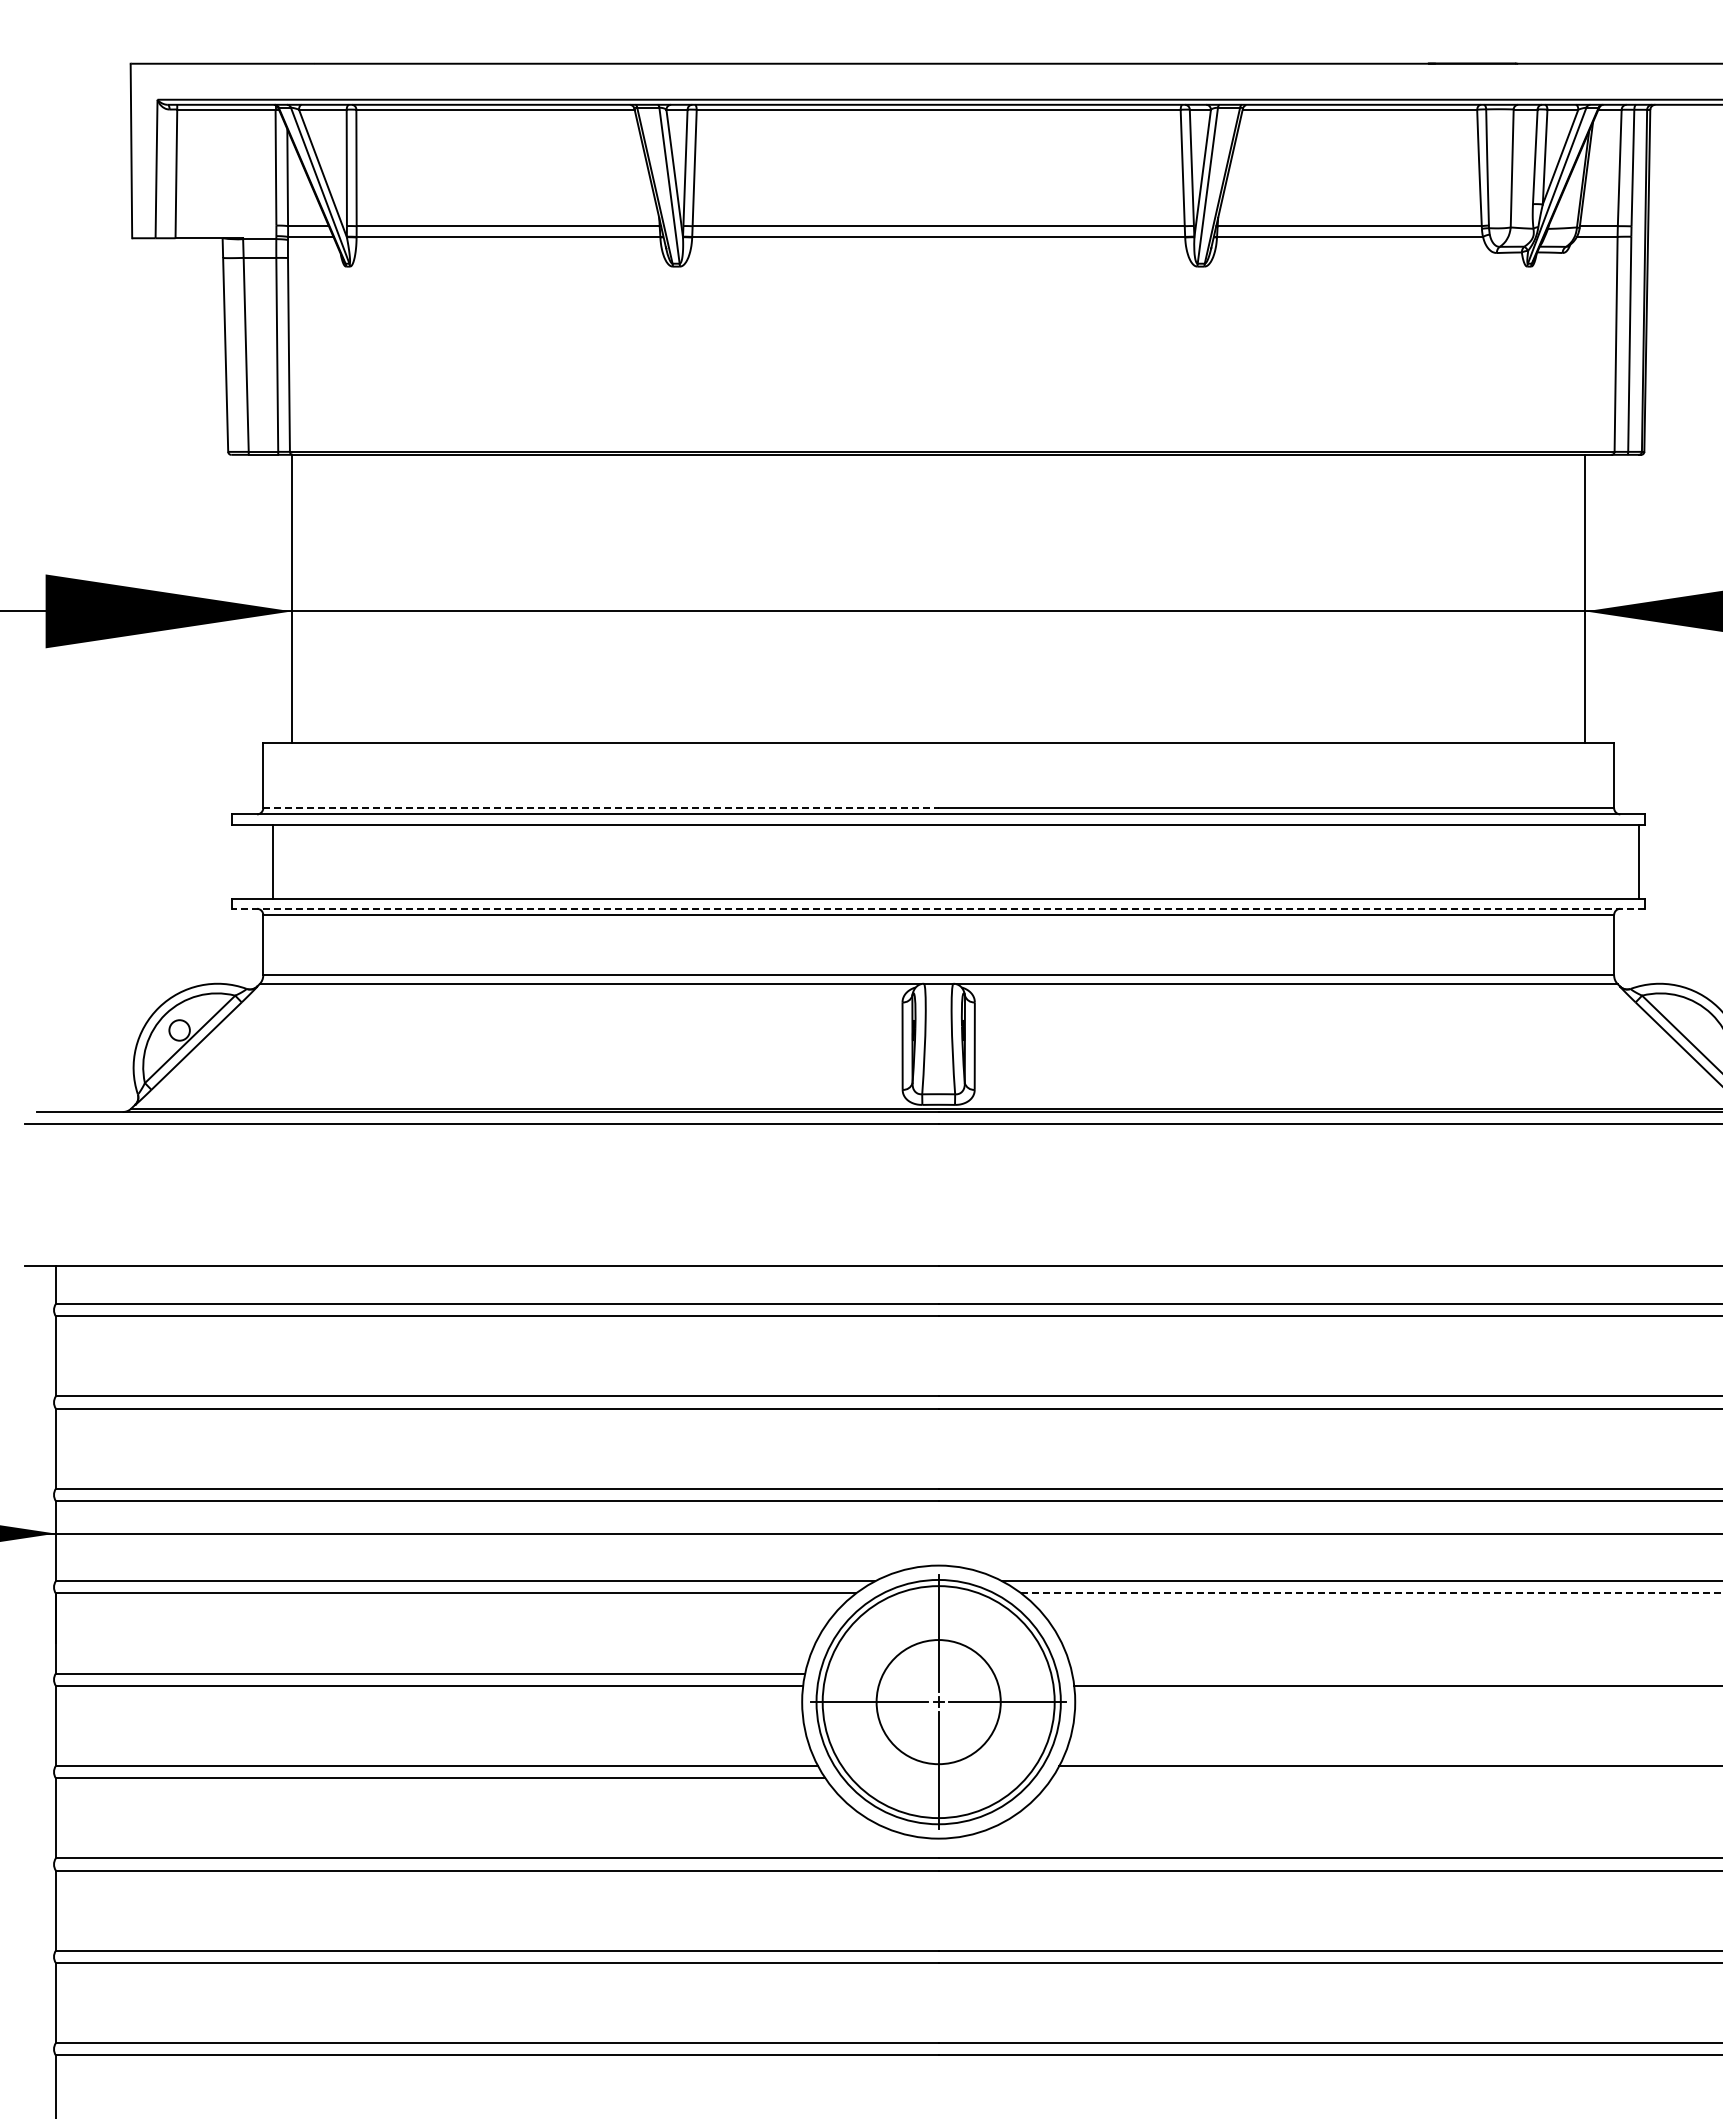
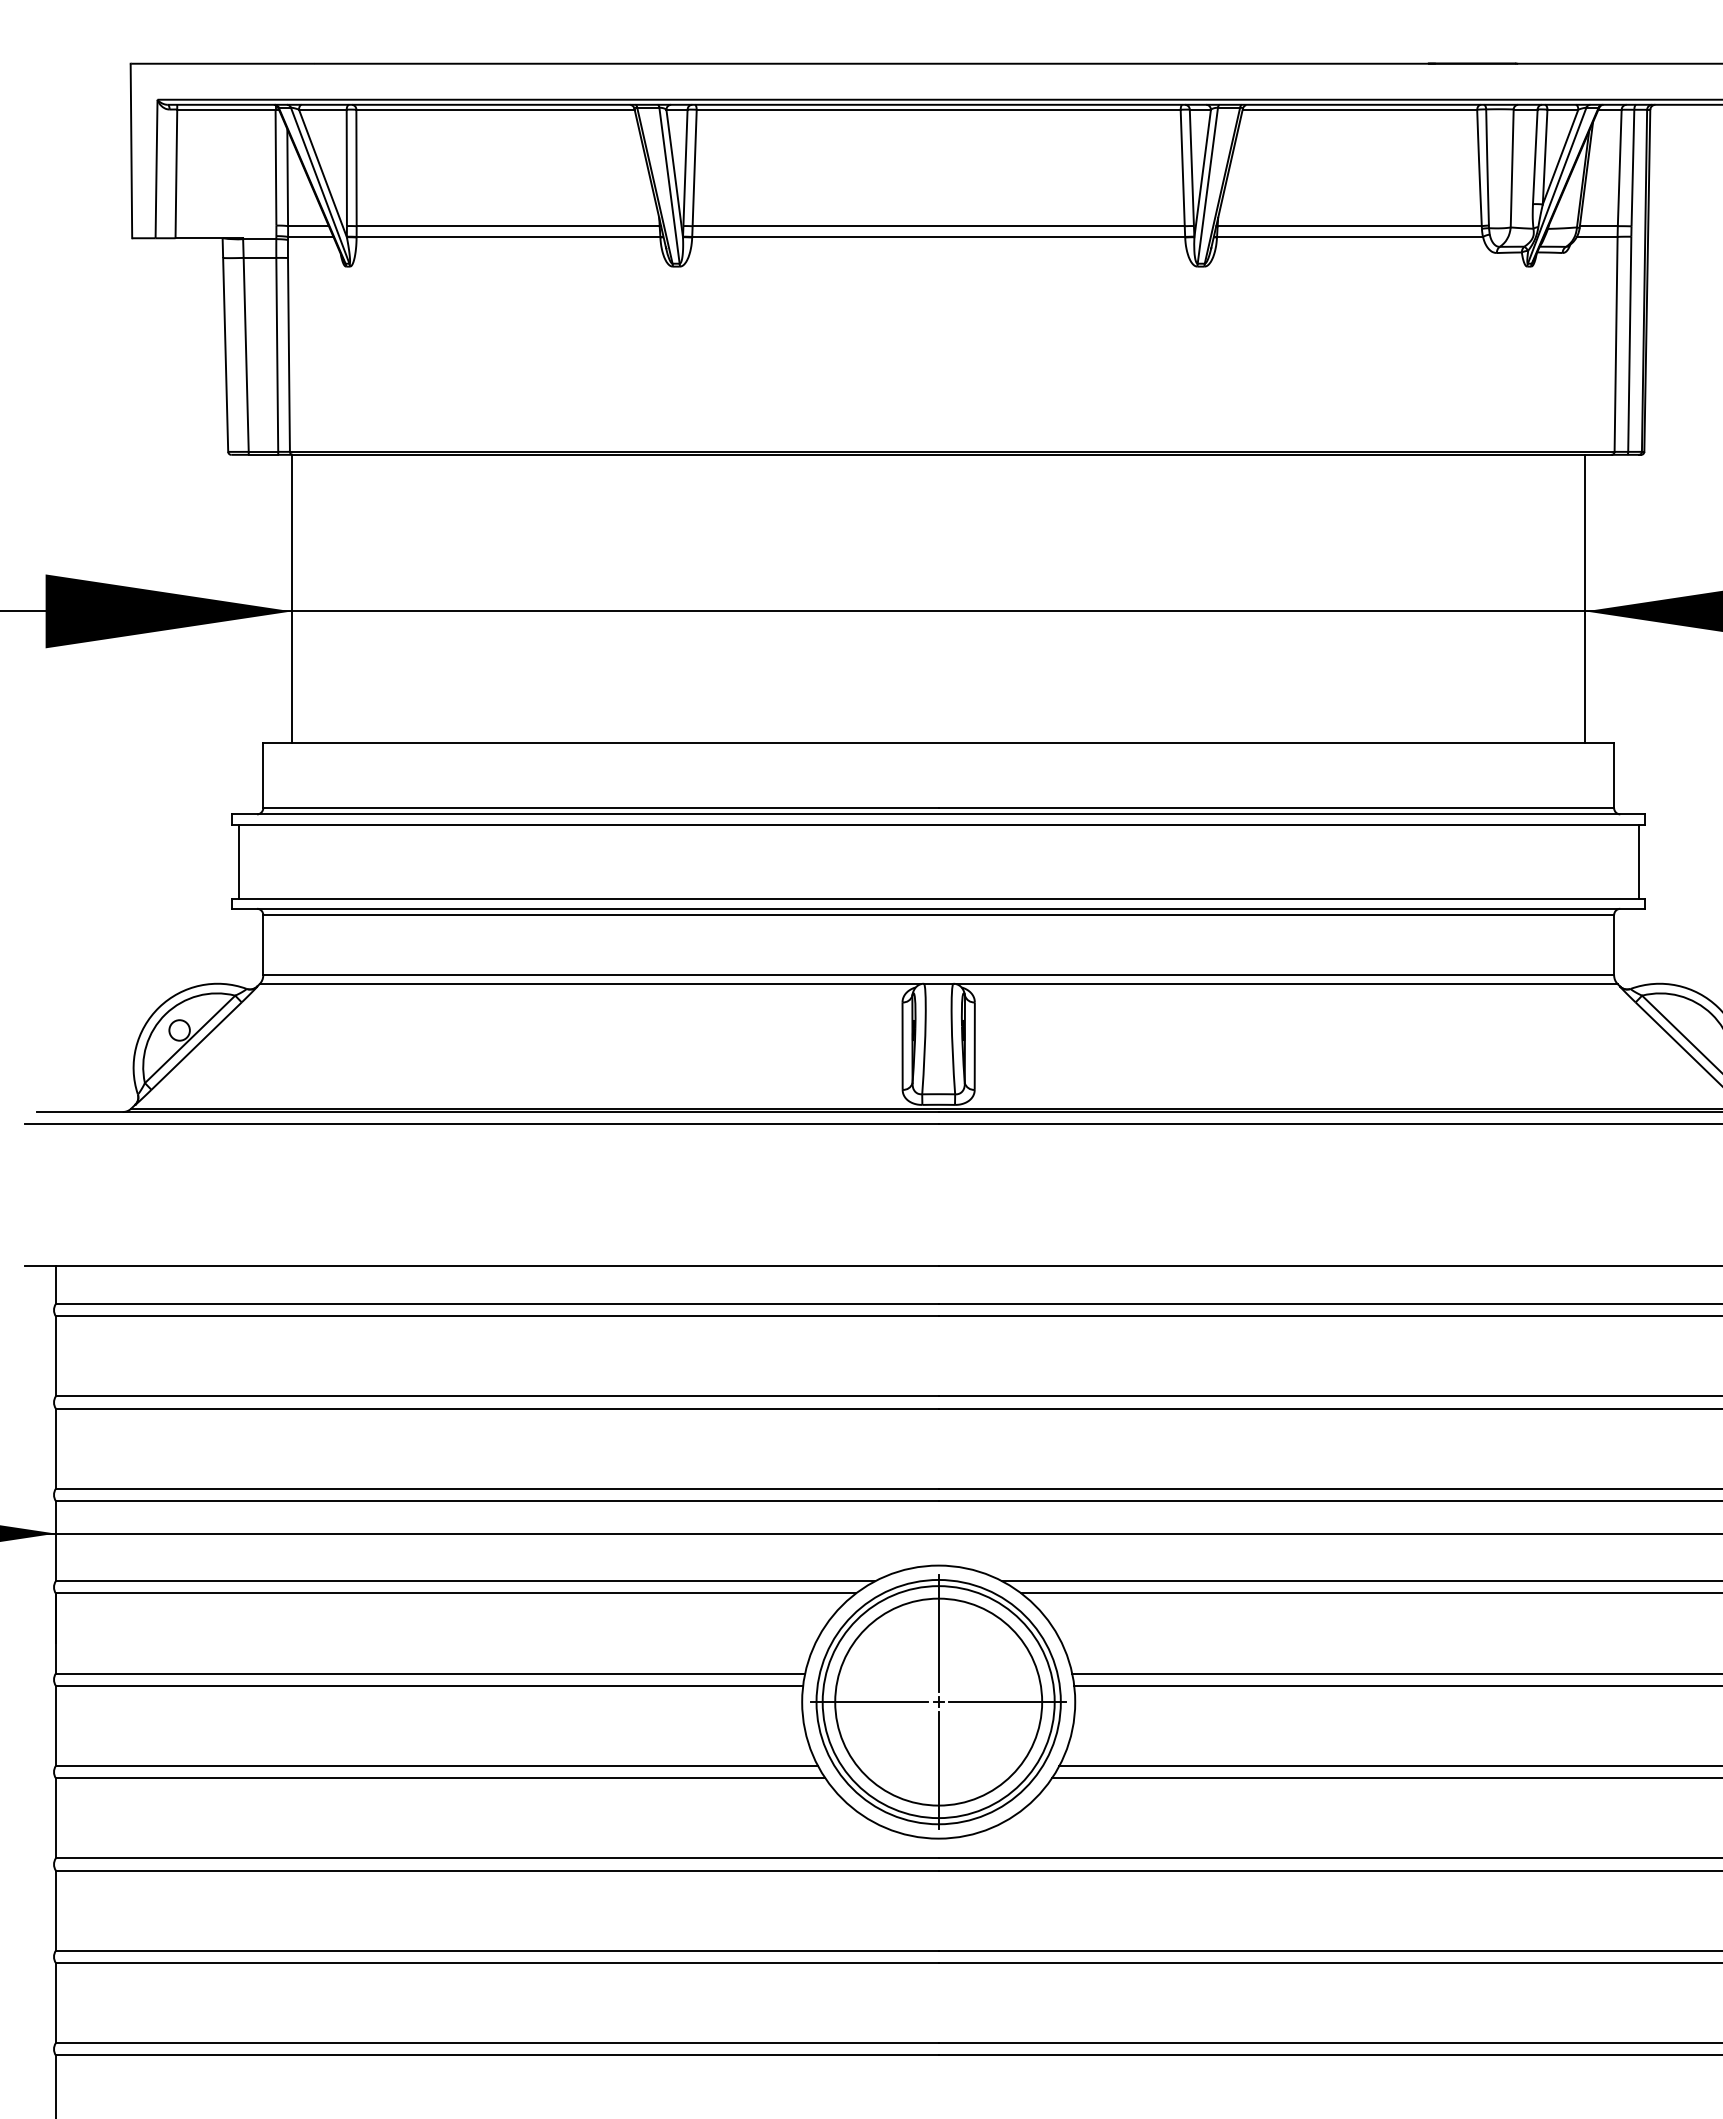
line: dashed -> solid (600, 808)
line position: (272, 861) -> (238, 861) (238, 861)
line: dashed -> solid (938, 908)
line: dashed -> solid (1372, 1593)
line: none -> present (1395, 1673)
circle diameter: 124 px -> 207 px (938, 1701)
line: none -> present (1385, 1778)
